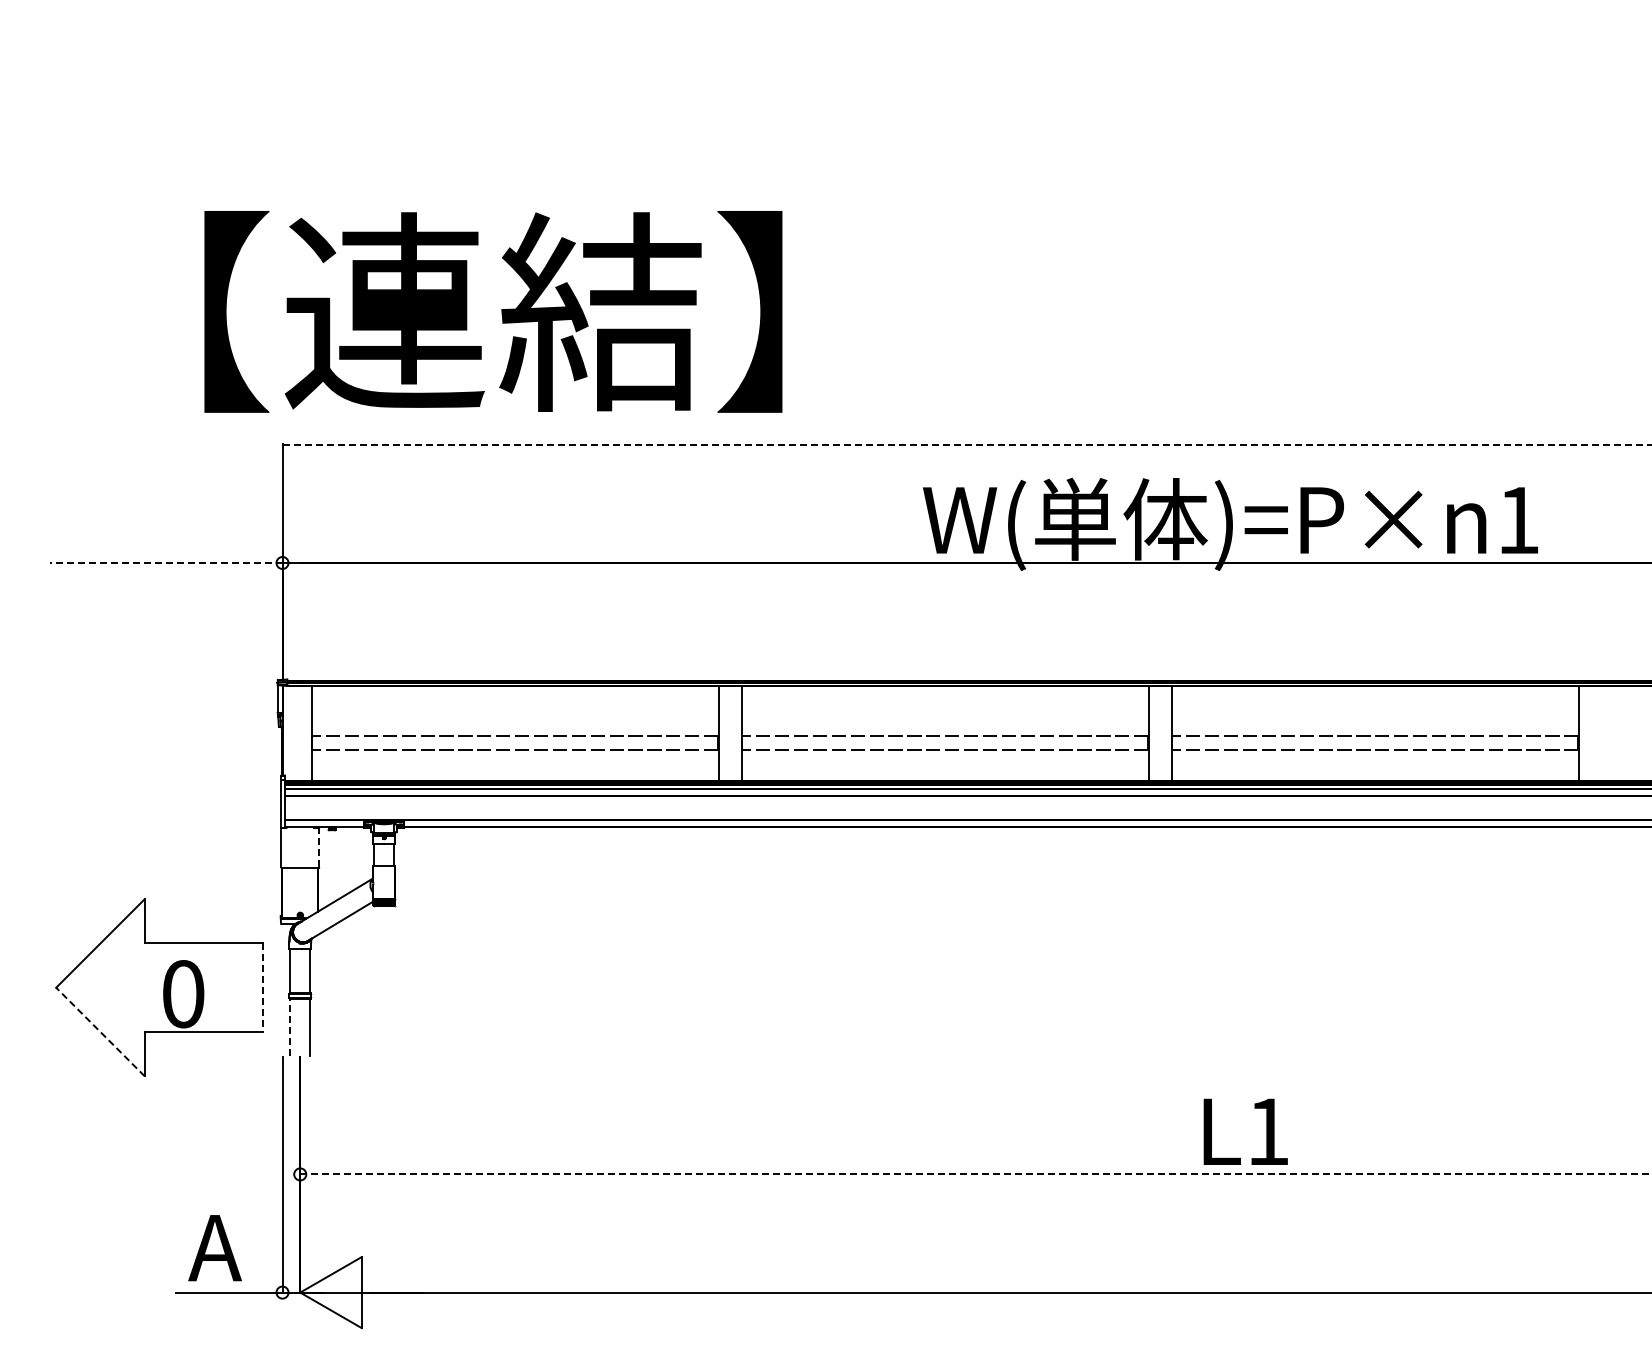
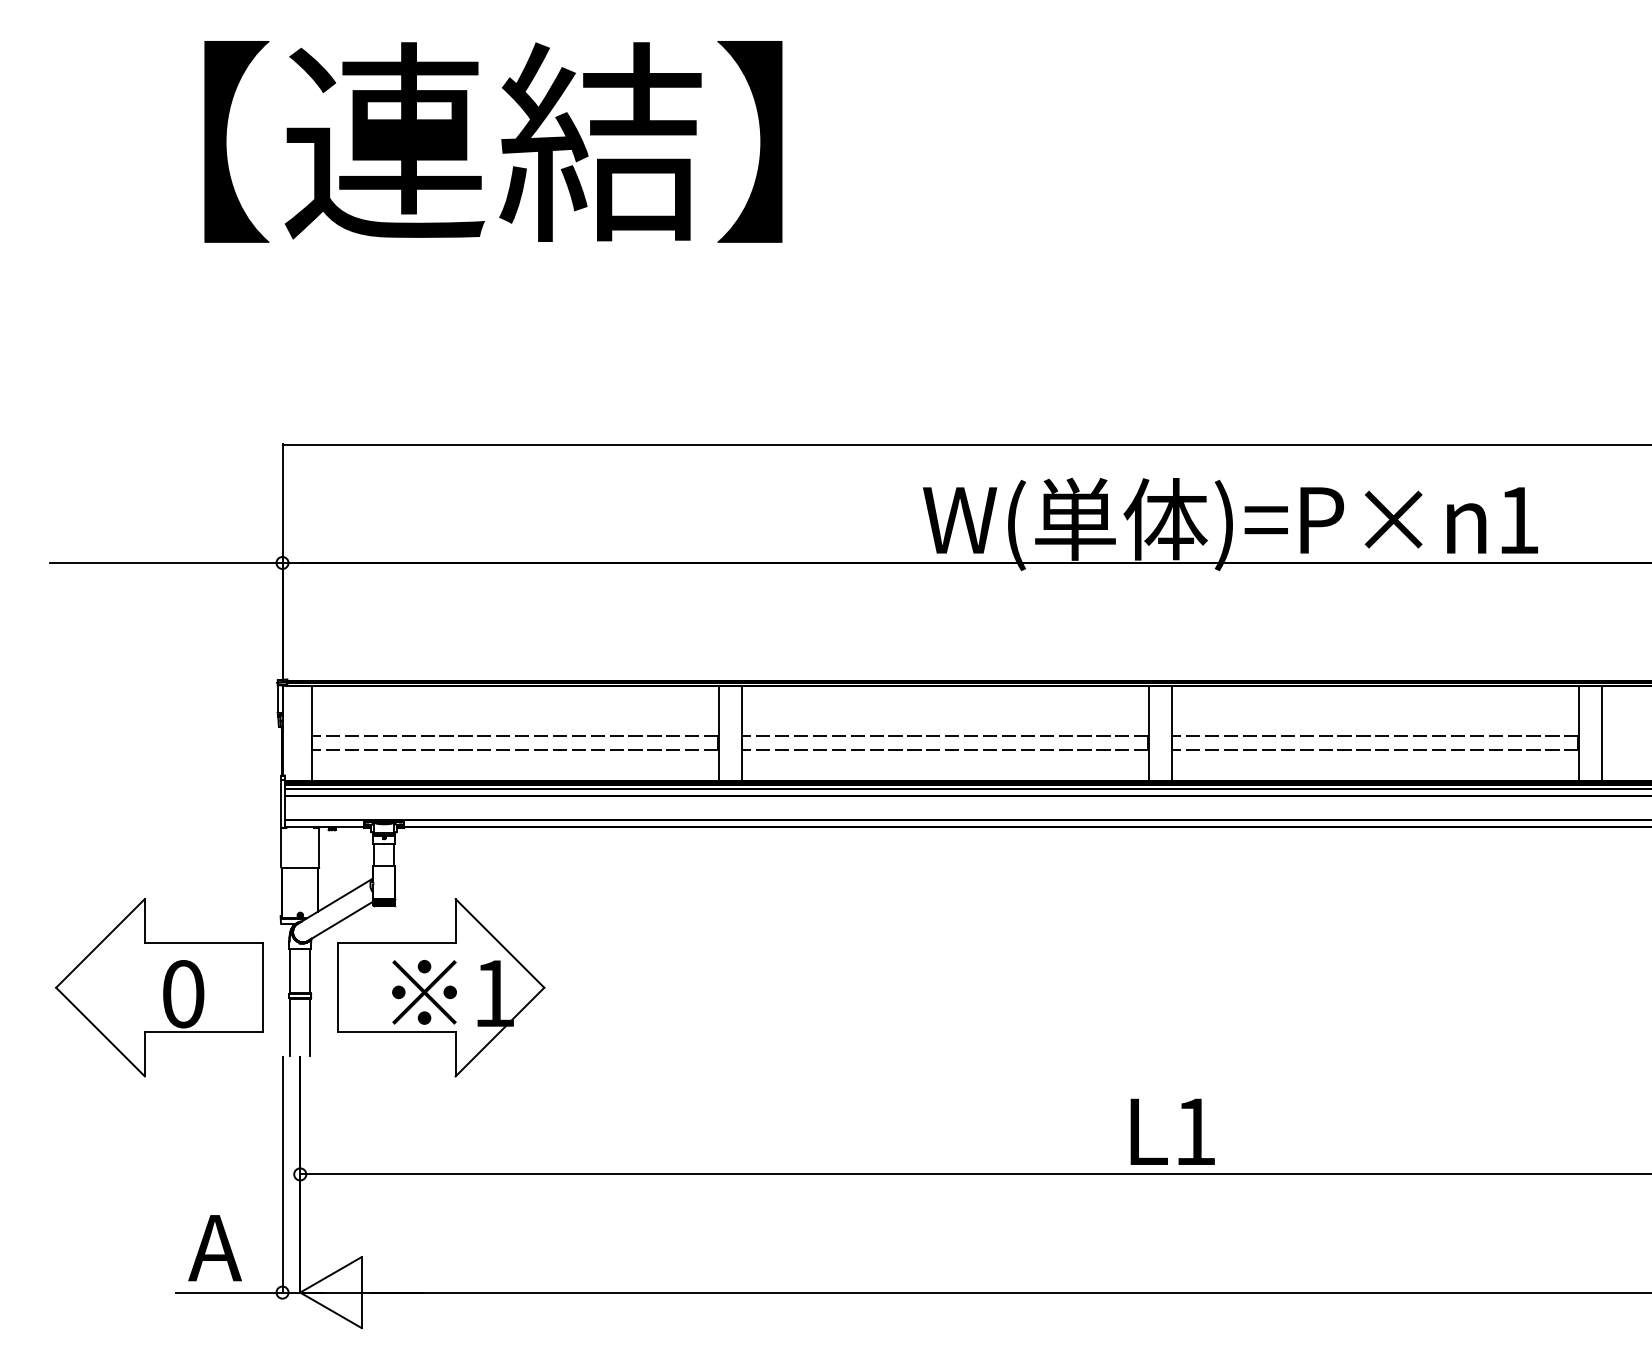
text position: (493, 311) -> (493, 141) (493, 141)
line: dashed -> solid (967, 444)
line: dashed -> solid (165, 563)
line: none -> present (1602, 733)
line: dashed -> solid (319, 847)
part: none -> present (441, 987)
line: dashed -> solid (262, 988)
line: dashed -> solid (290, 1027)
line: dashed -> solid (100, 1032)
text position: (1245, 1131) -> (1172, 1131) (1172, 1131)
line: dashed -> solid (975, 1174)
